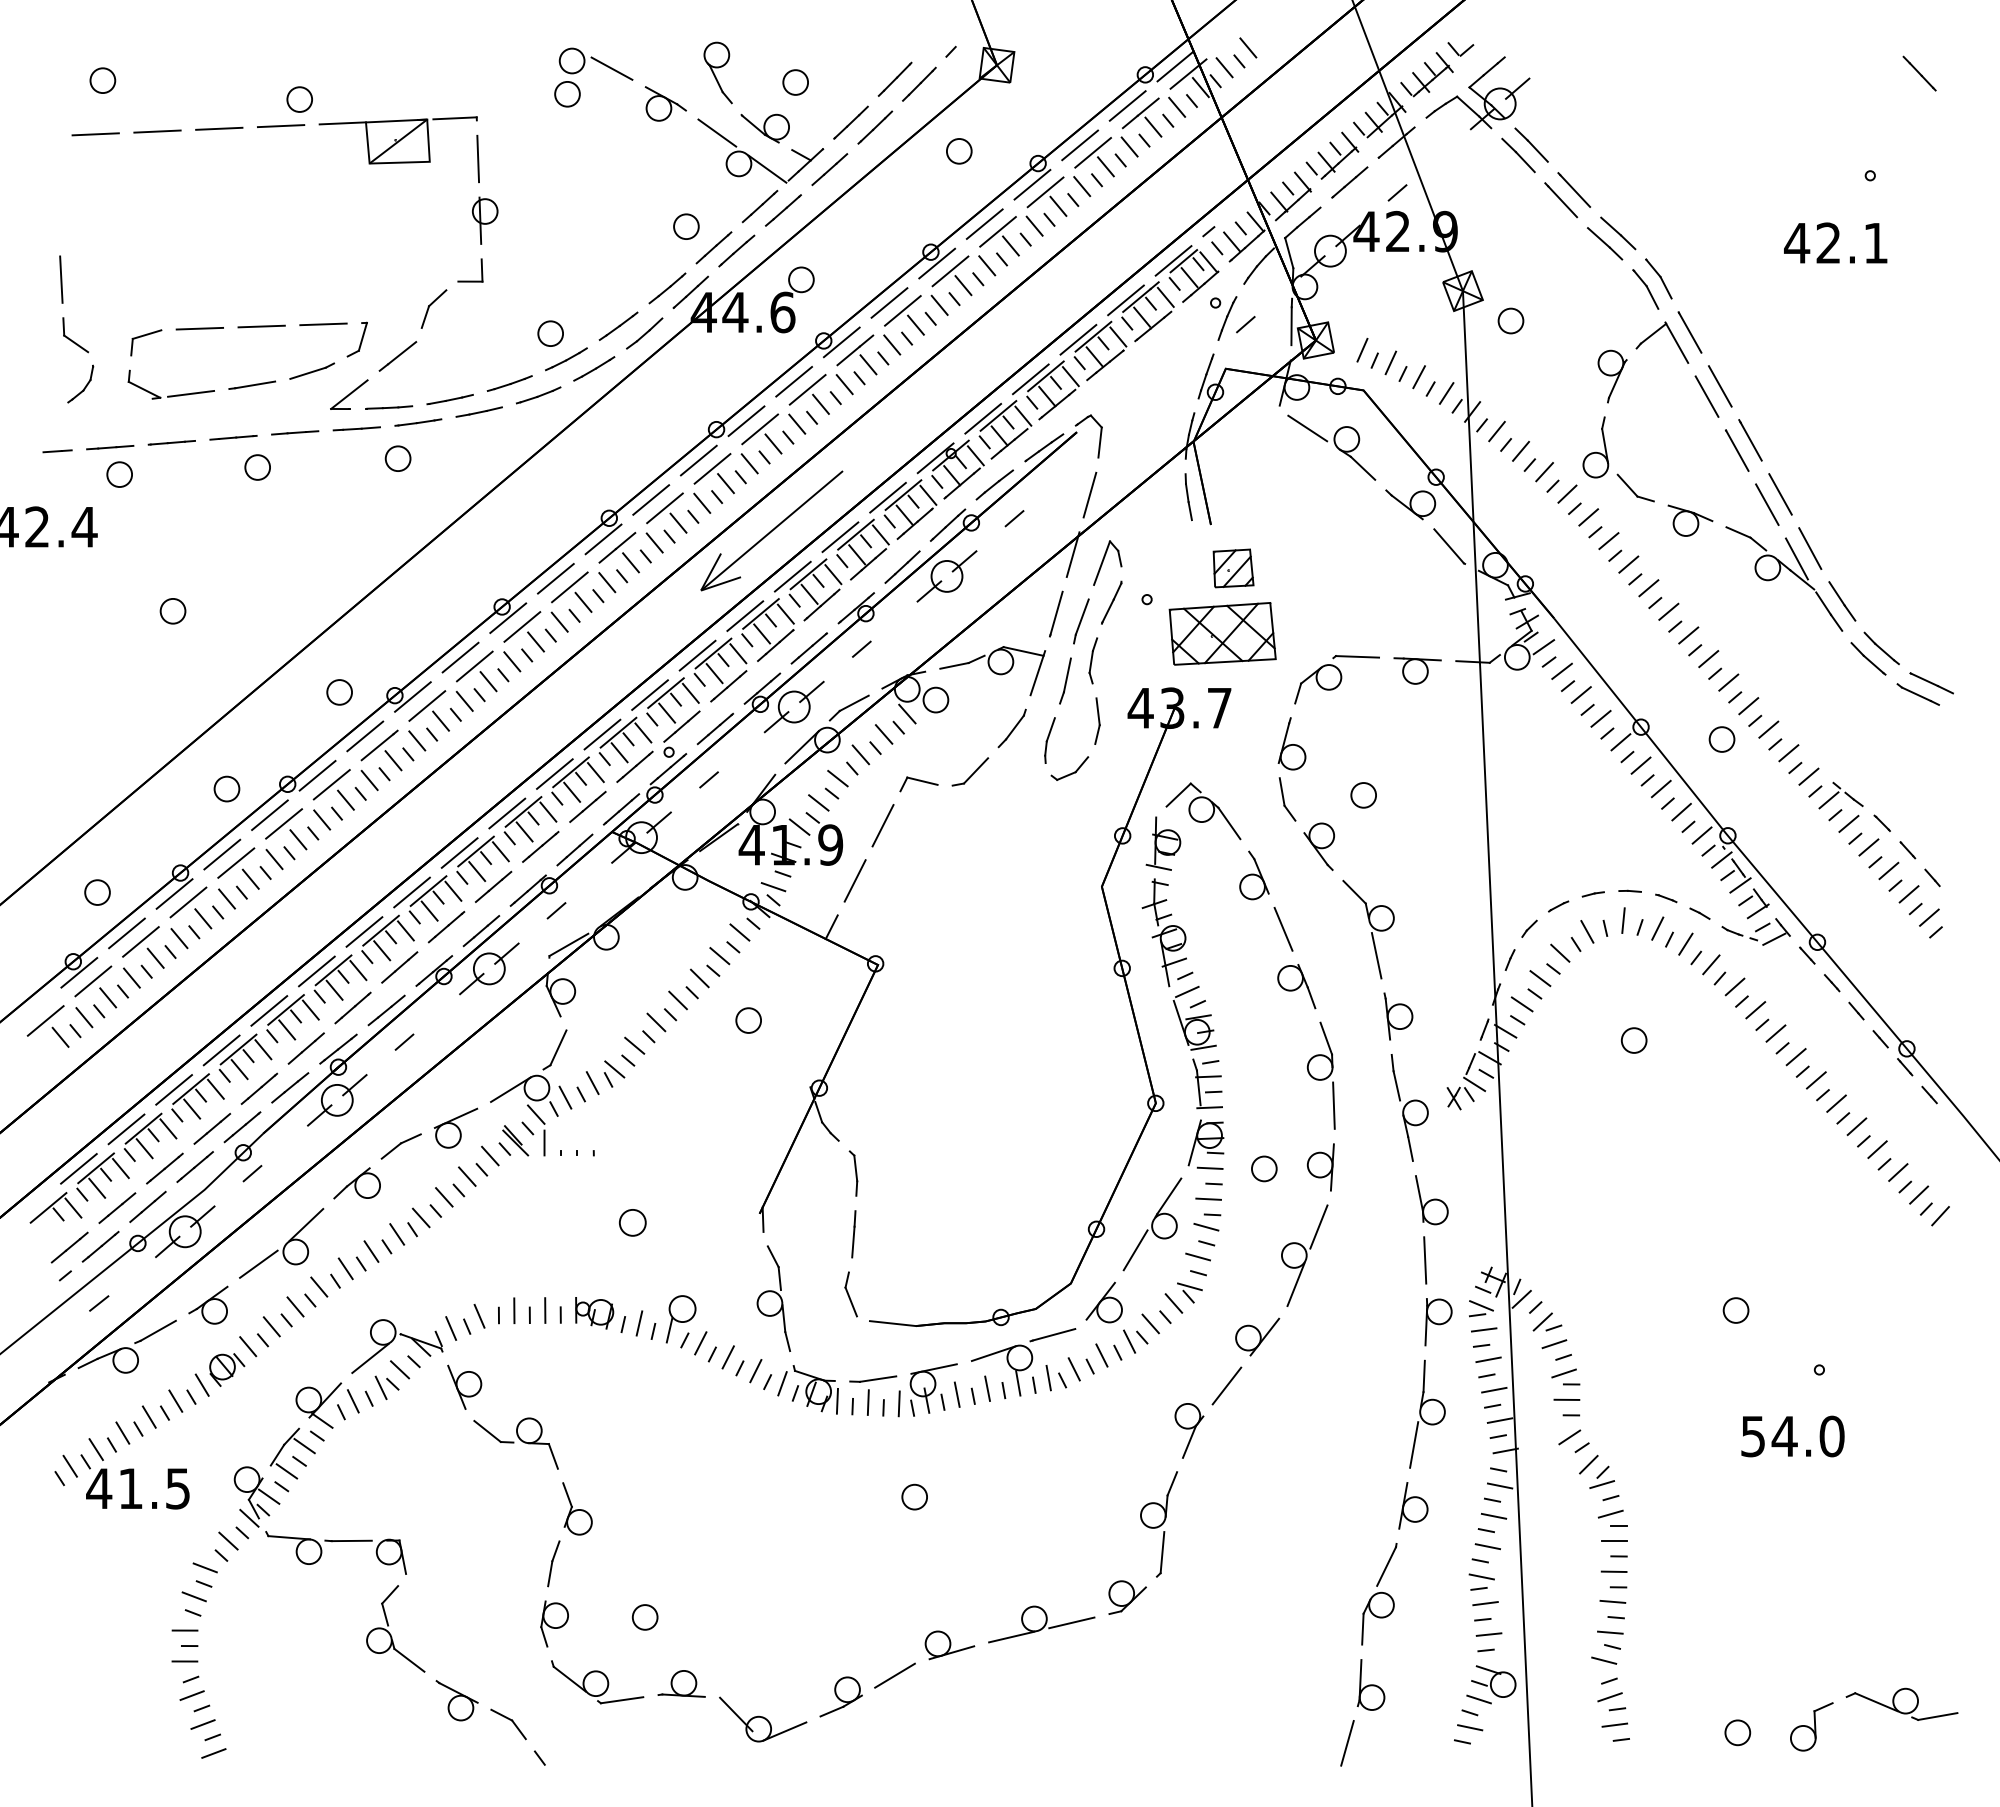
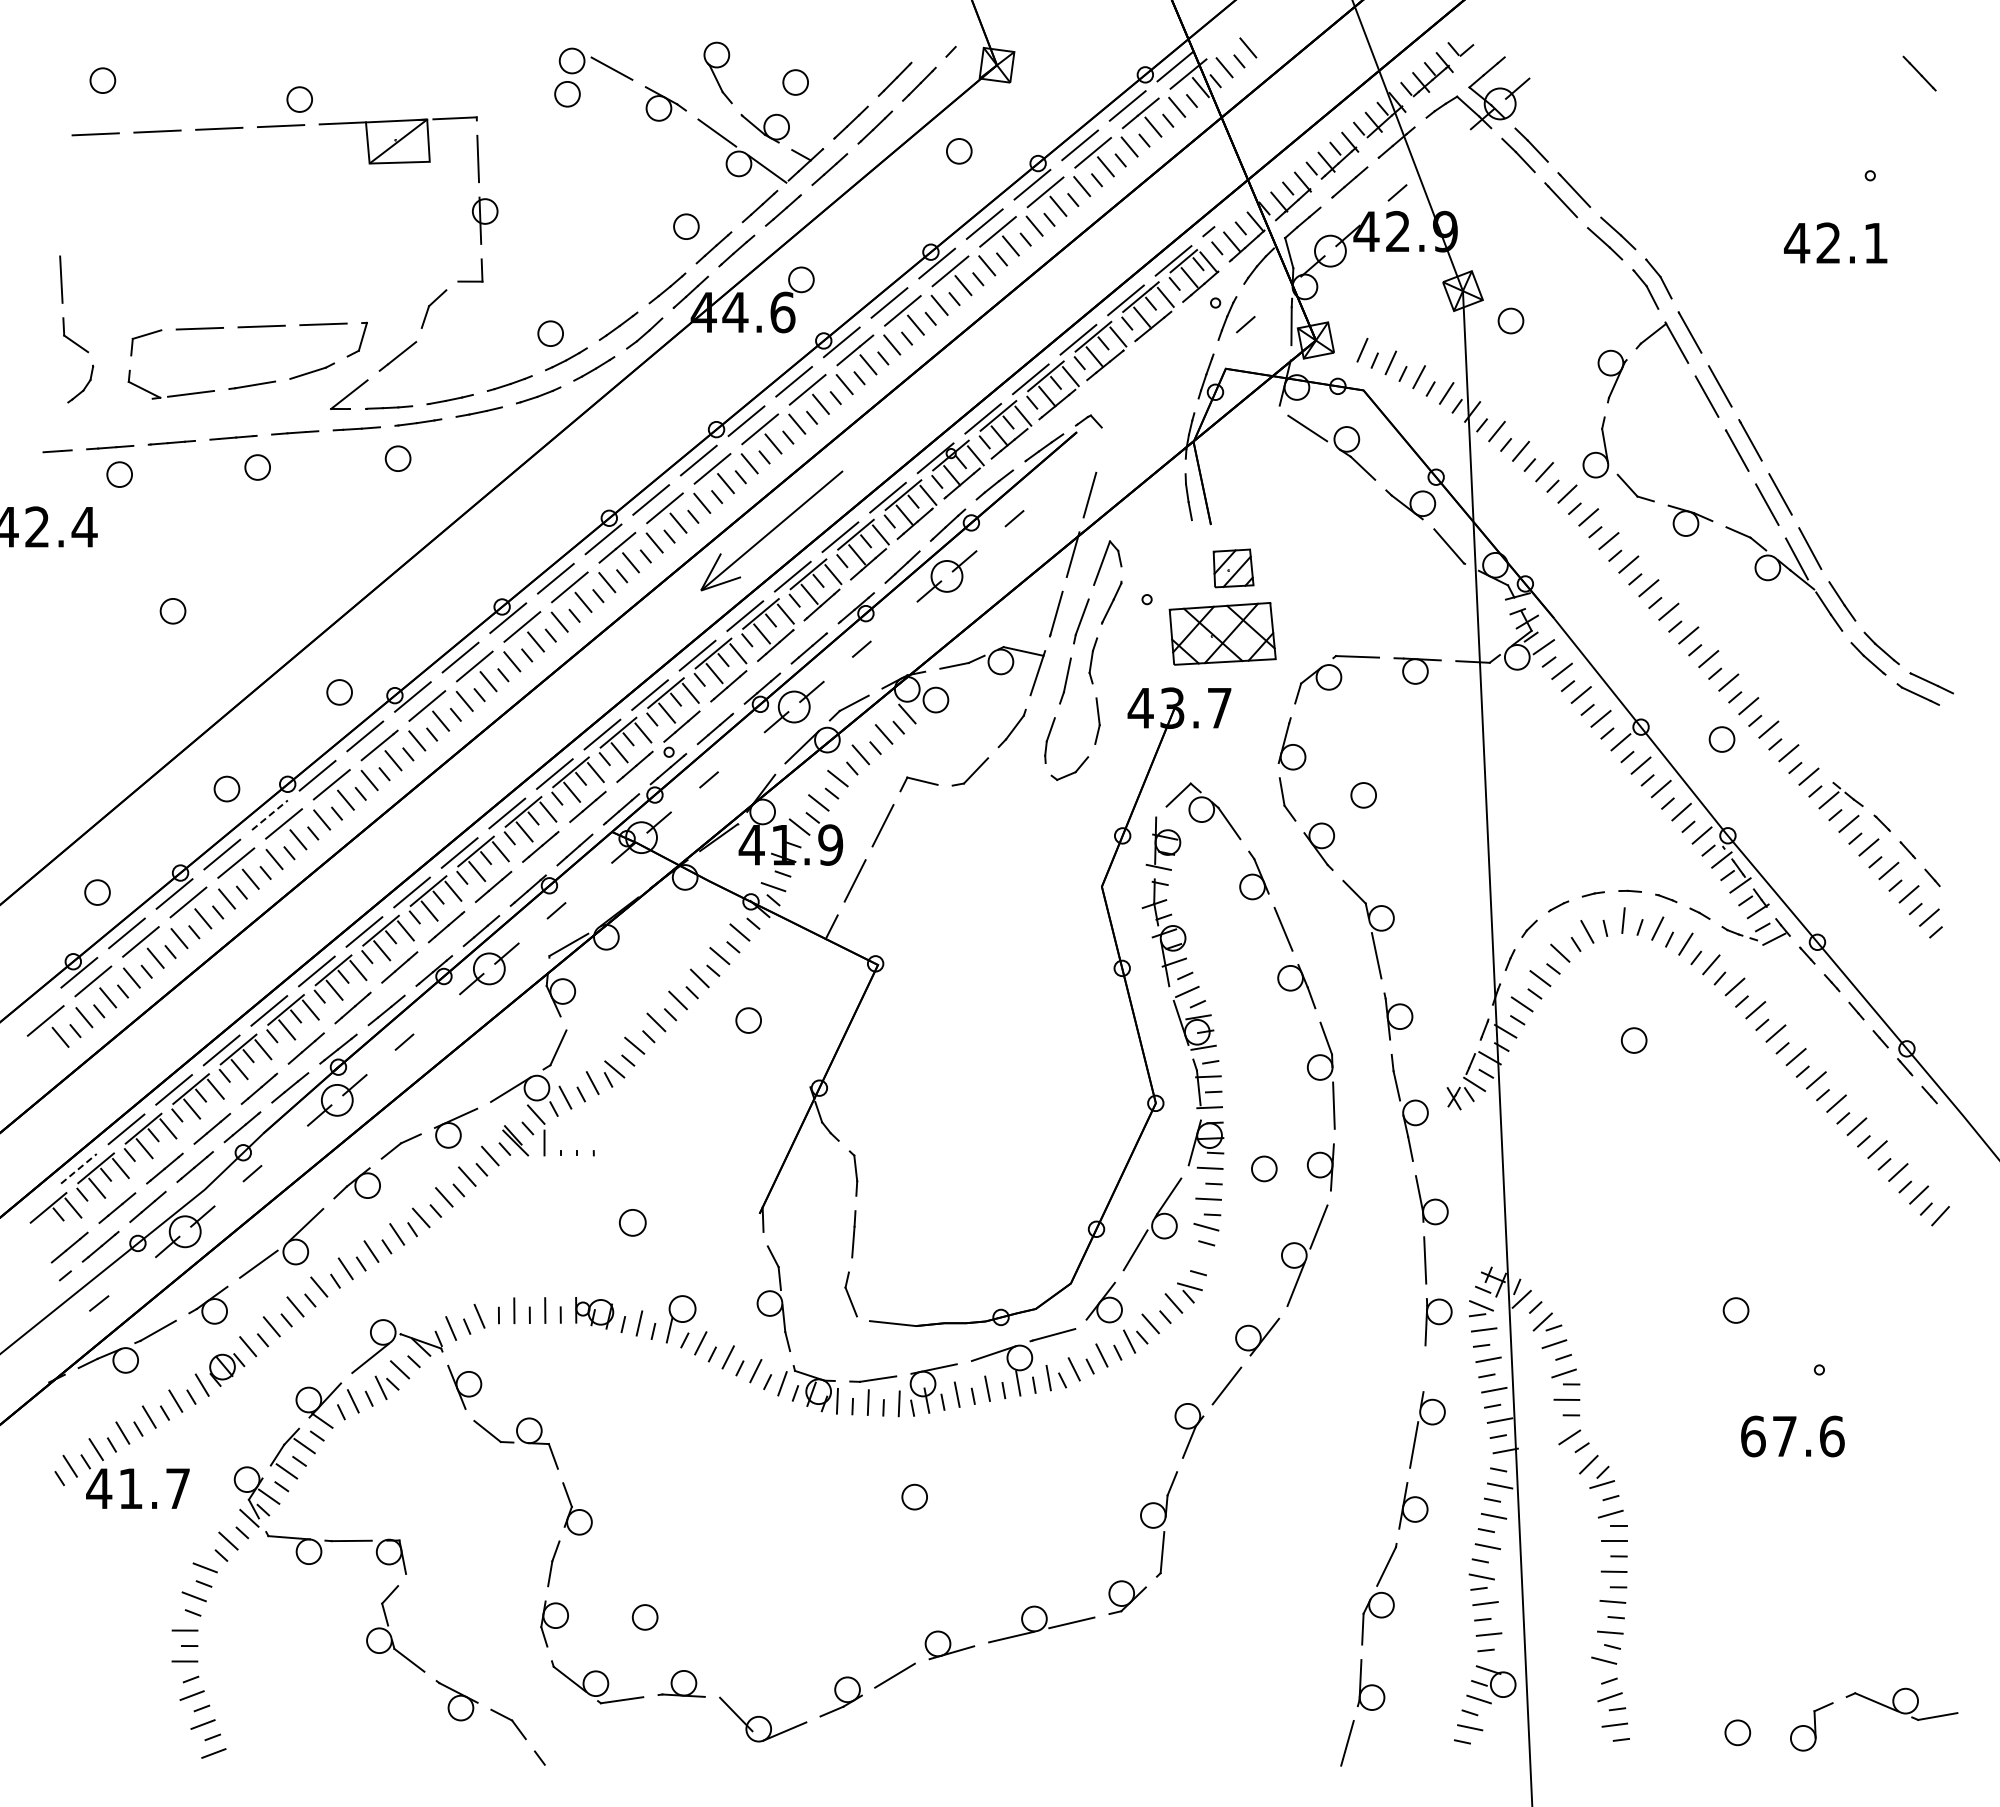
line: present -> none (1099, 442)
line: solid -> dashed (270, 814)
line: solid -> dashed (79, 1168)
line: present -> none (1198, 1256)
line: present -> none (1423, 1376)
text: 54.0 -> 67.6 (1792, 1436)
text: 41.5 -> 41.7 (177, 1488)
